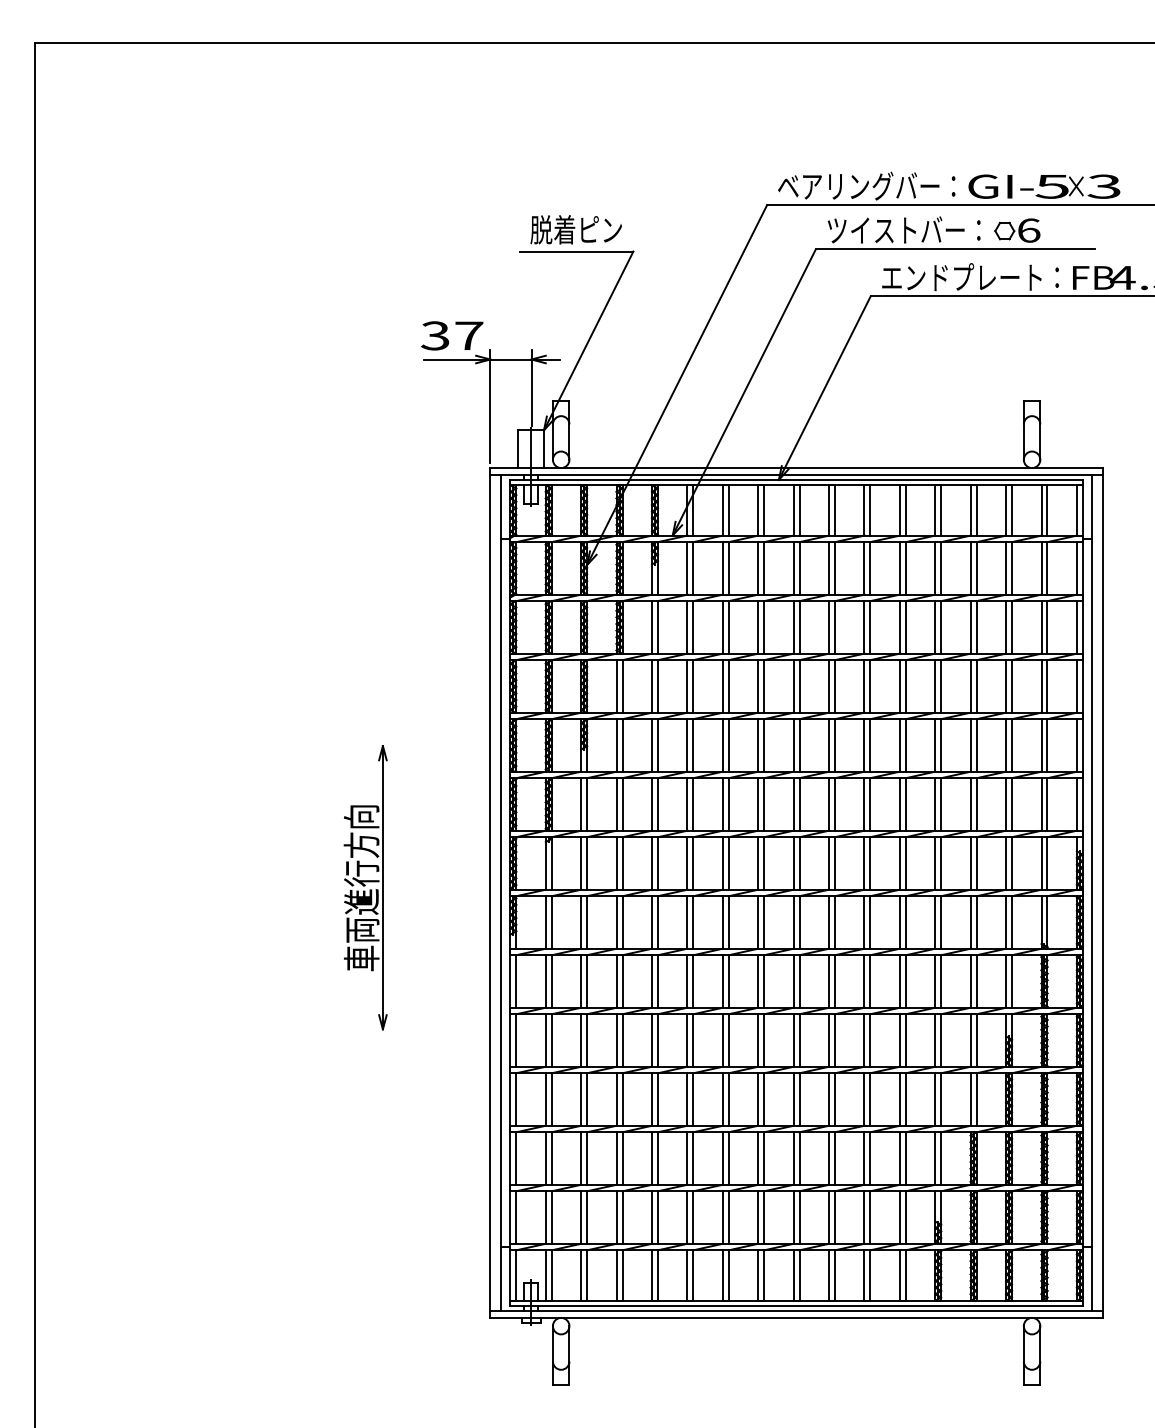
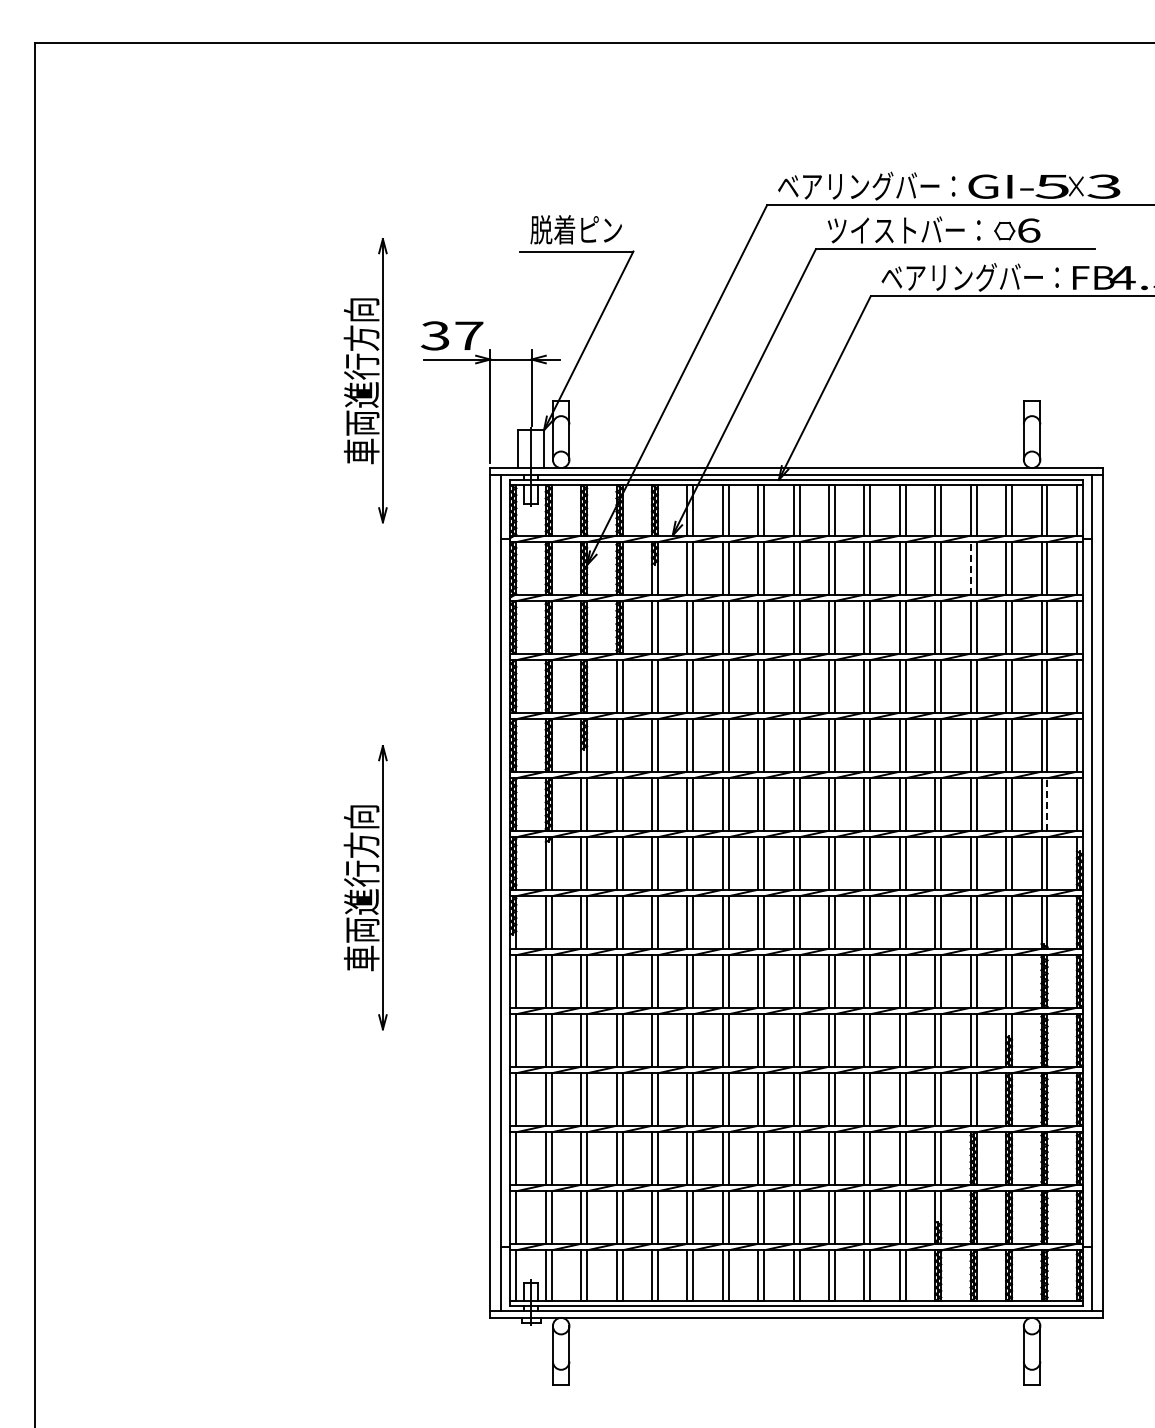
text: エンドプレート： -> ベアリングバー： (961, 277)
part: none -> present (365, 380)
line: solid -> dashed (970, 567)
line: solid -> dashed (1047, 803)
